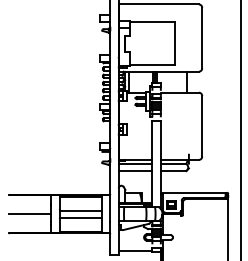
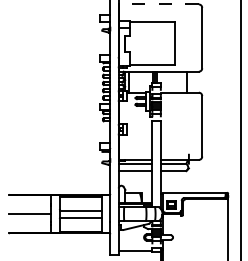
line: solid -> dashed (158, 4)
